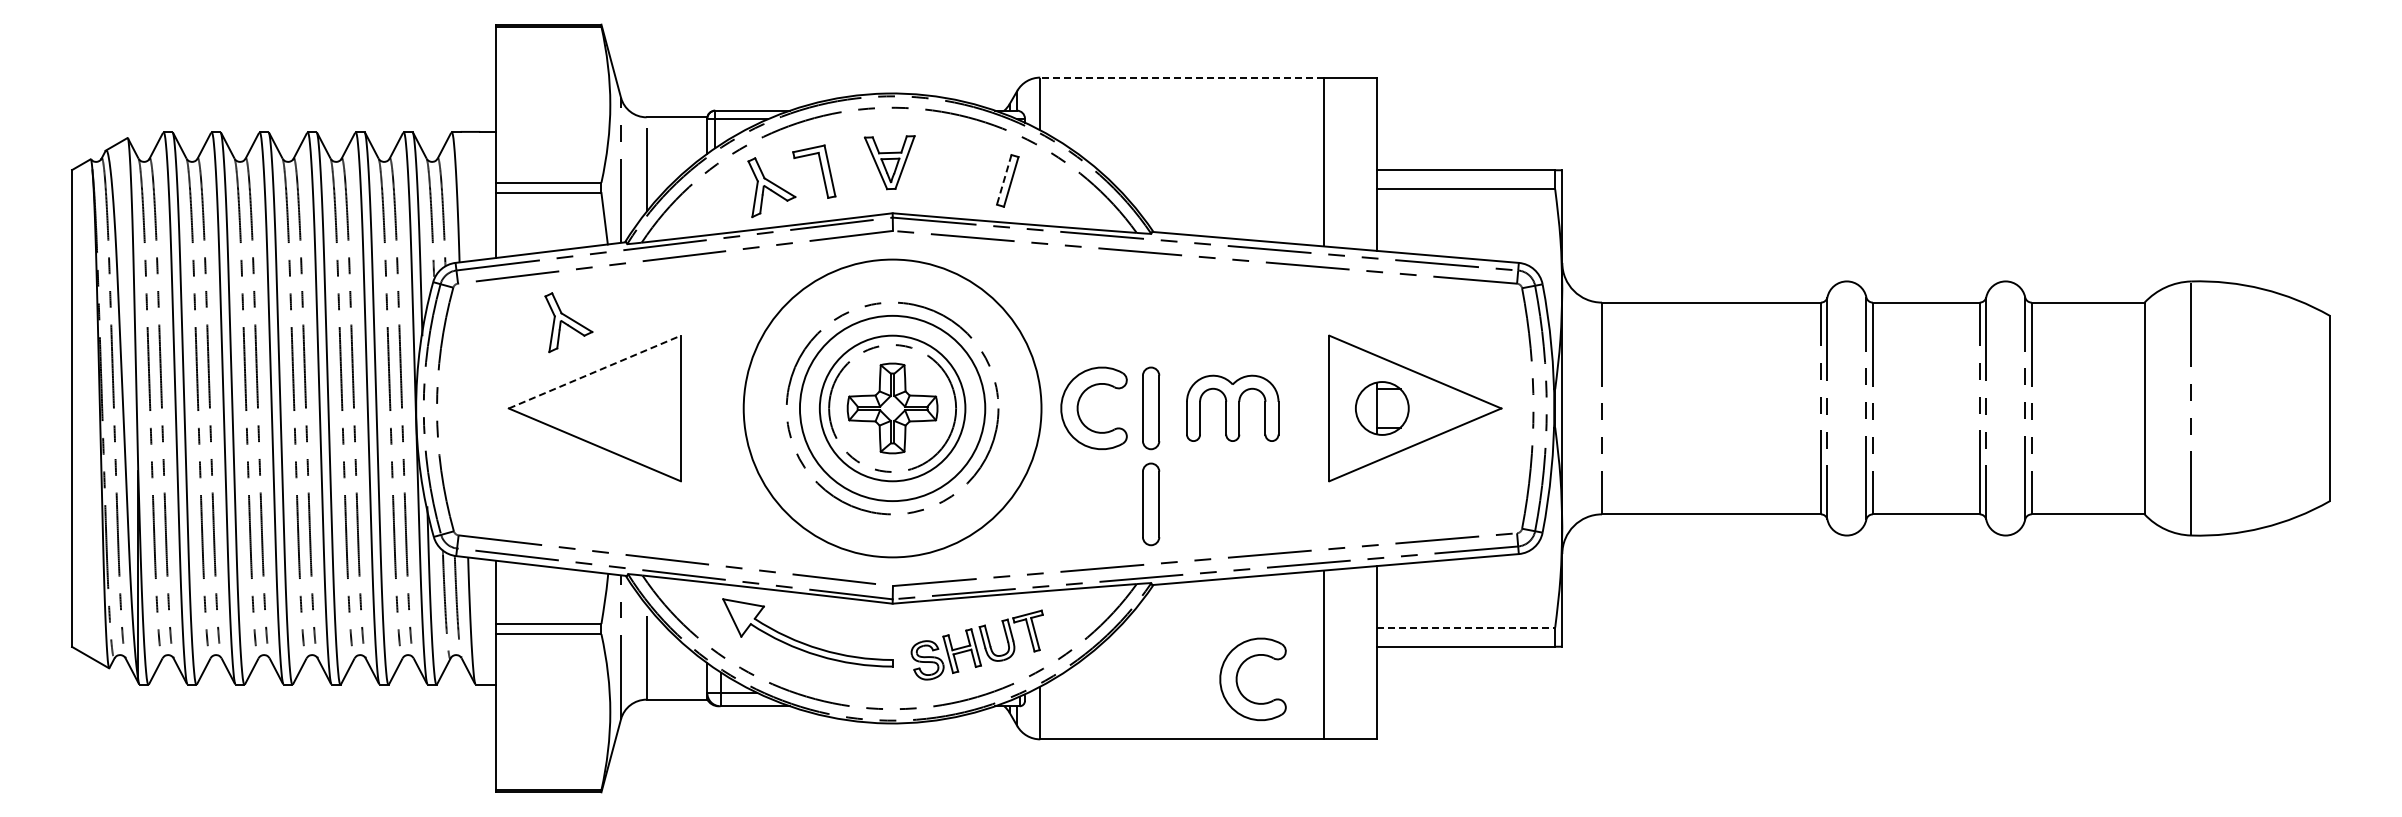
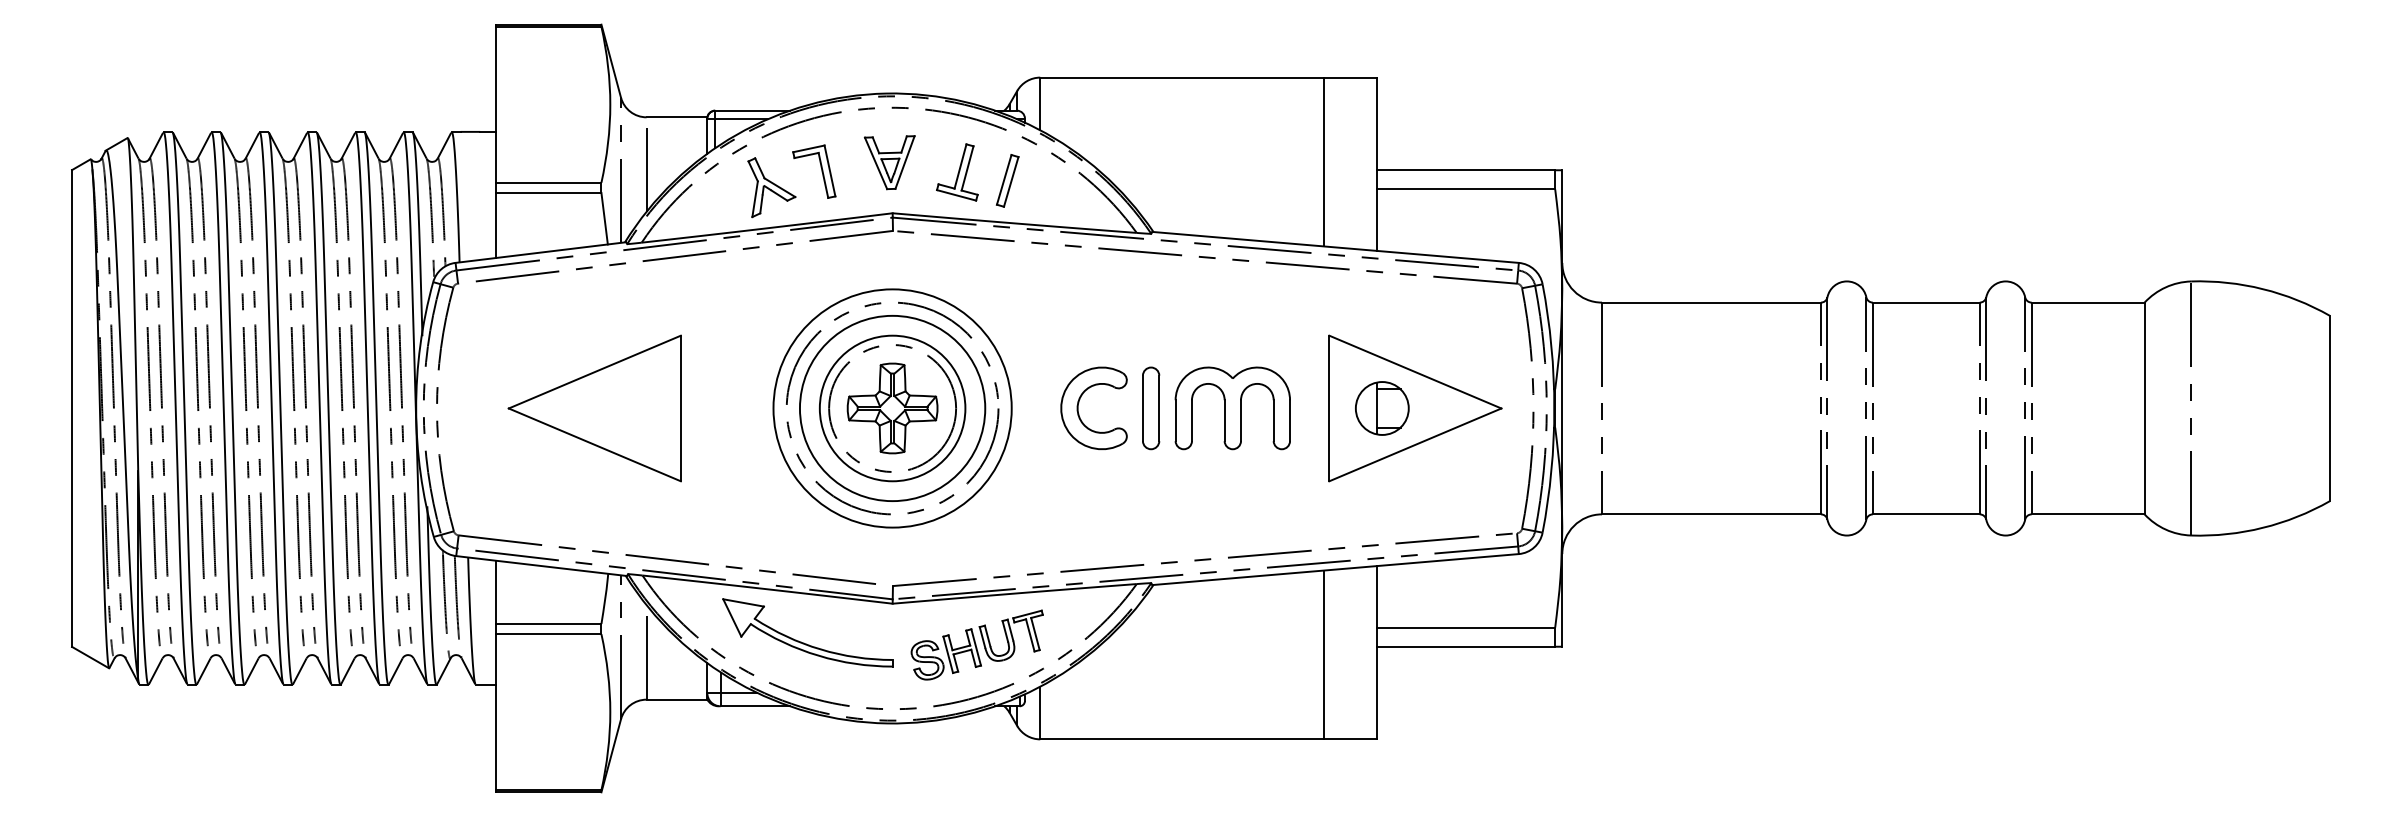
line: dashed -> solid (1182, 77)
part: none -> present (957, 172)
line: dashed -> solid (1004, 179)
part: present -> none (568, 322)
line: dashed -> solid (595, 371)
part size: 94x68 px -> 117x85 px (1232, 408)
circle diameter: 298 px -> 238 px (892, 408)
part: present -> none (1151, 504)
line: dashed -> solid (1466, 627)
part: present -> none (1238, 684)
